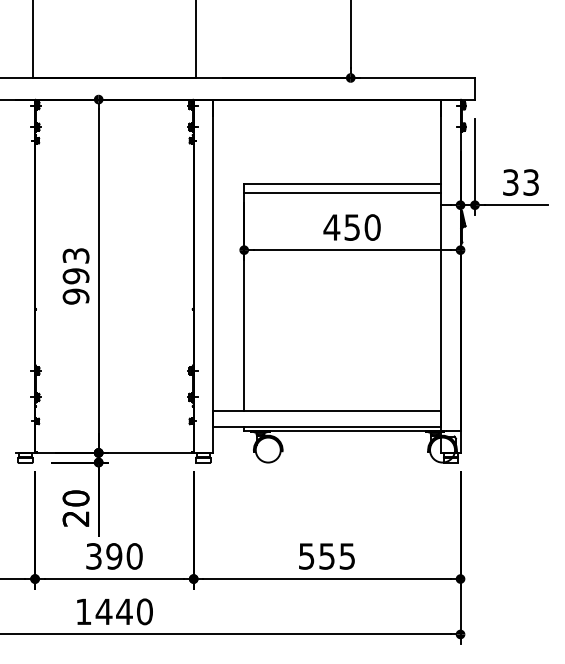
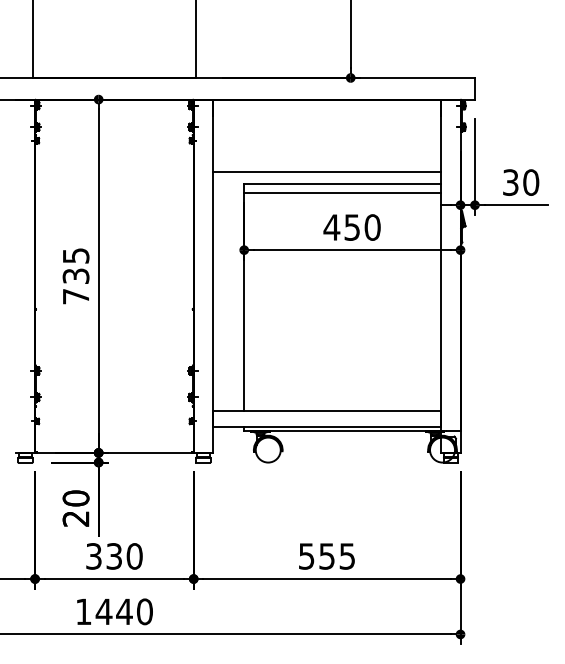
line: none -> present (326, 171)
text: 33 -> 30 (531, 182)
text: 993 -> 735 (75, 276)
text: 390 -> 330 (114, 556)
